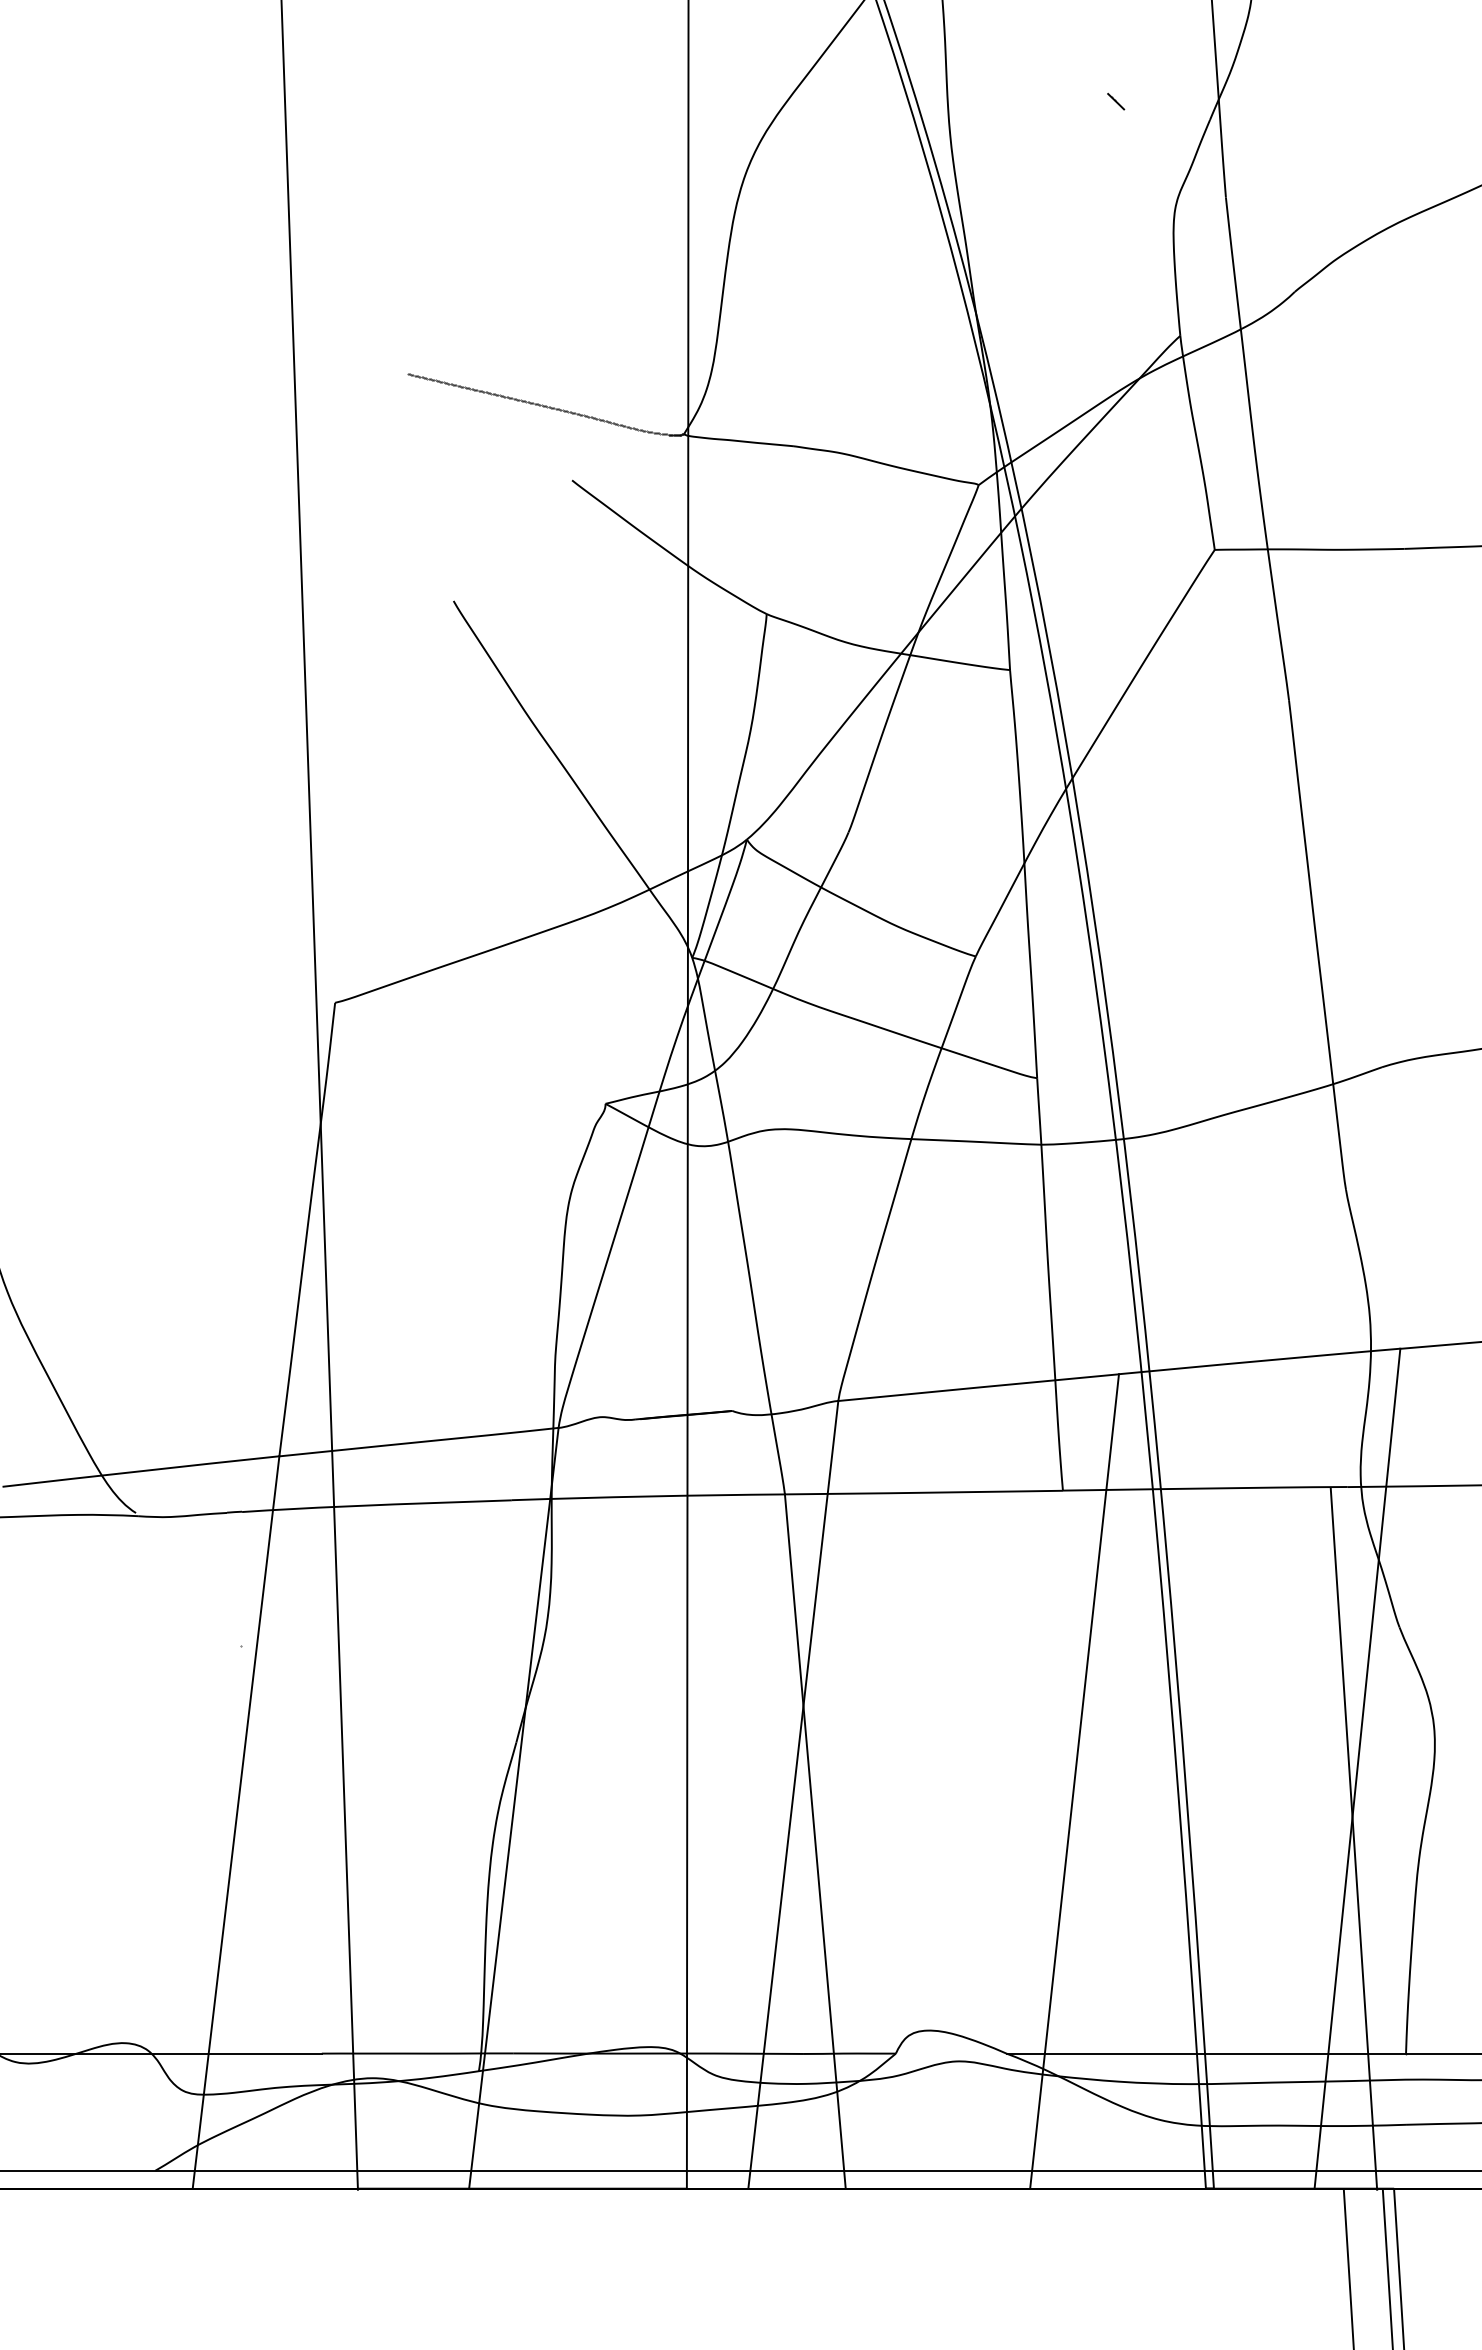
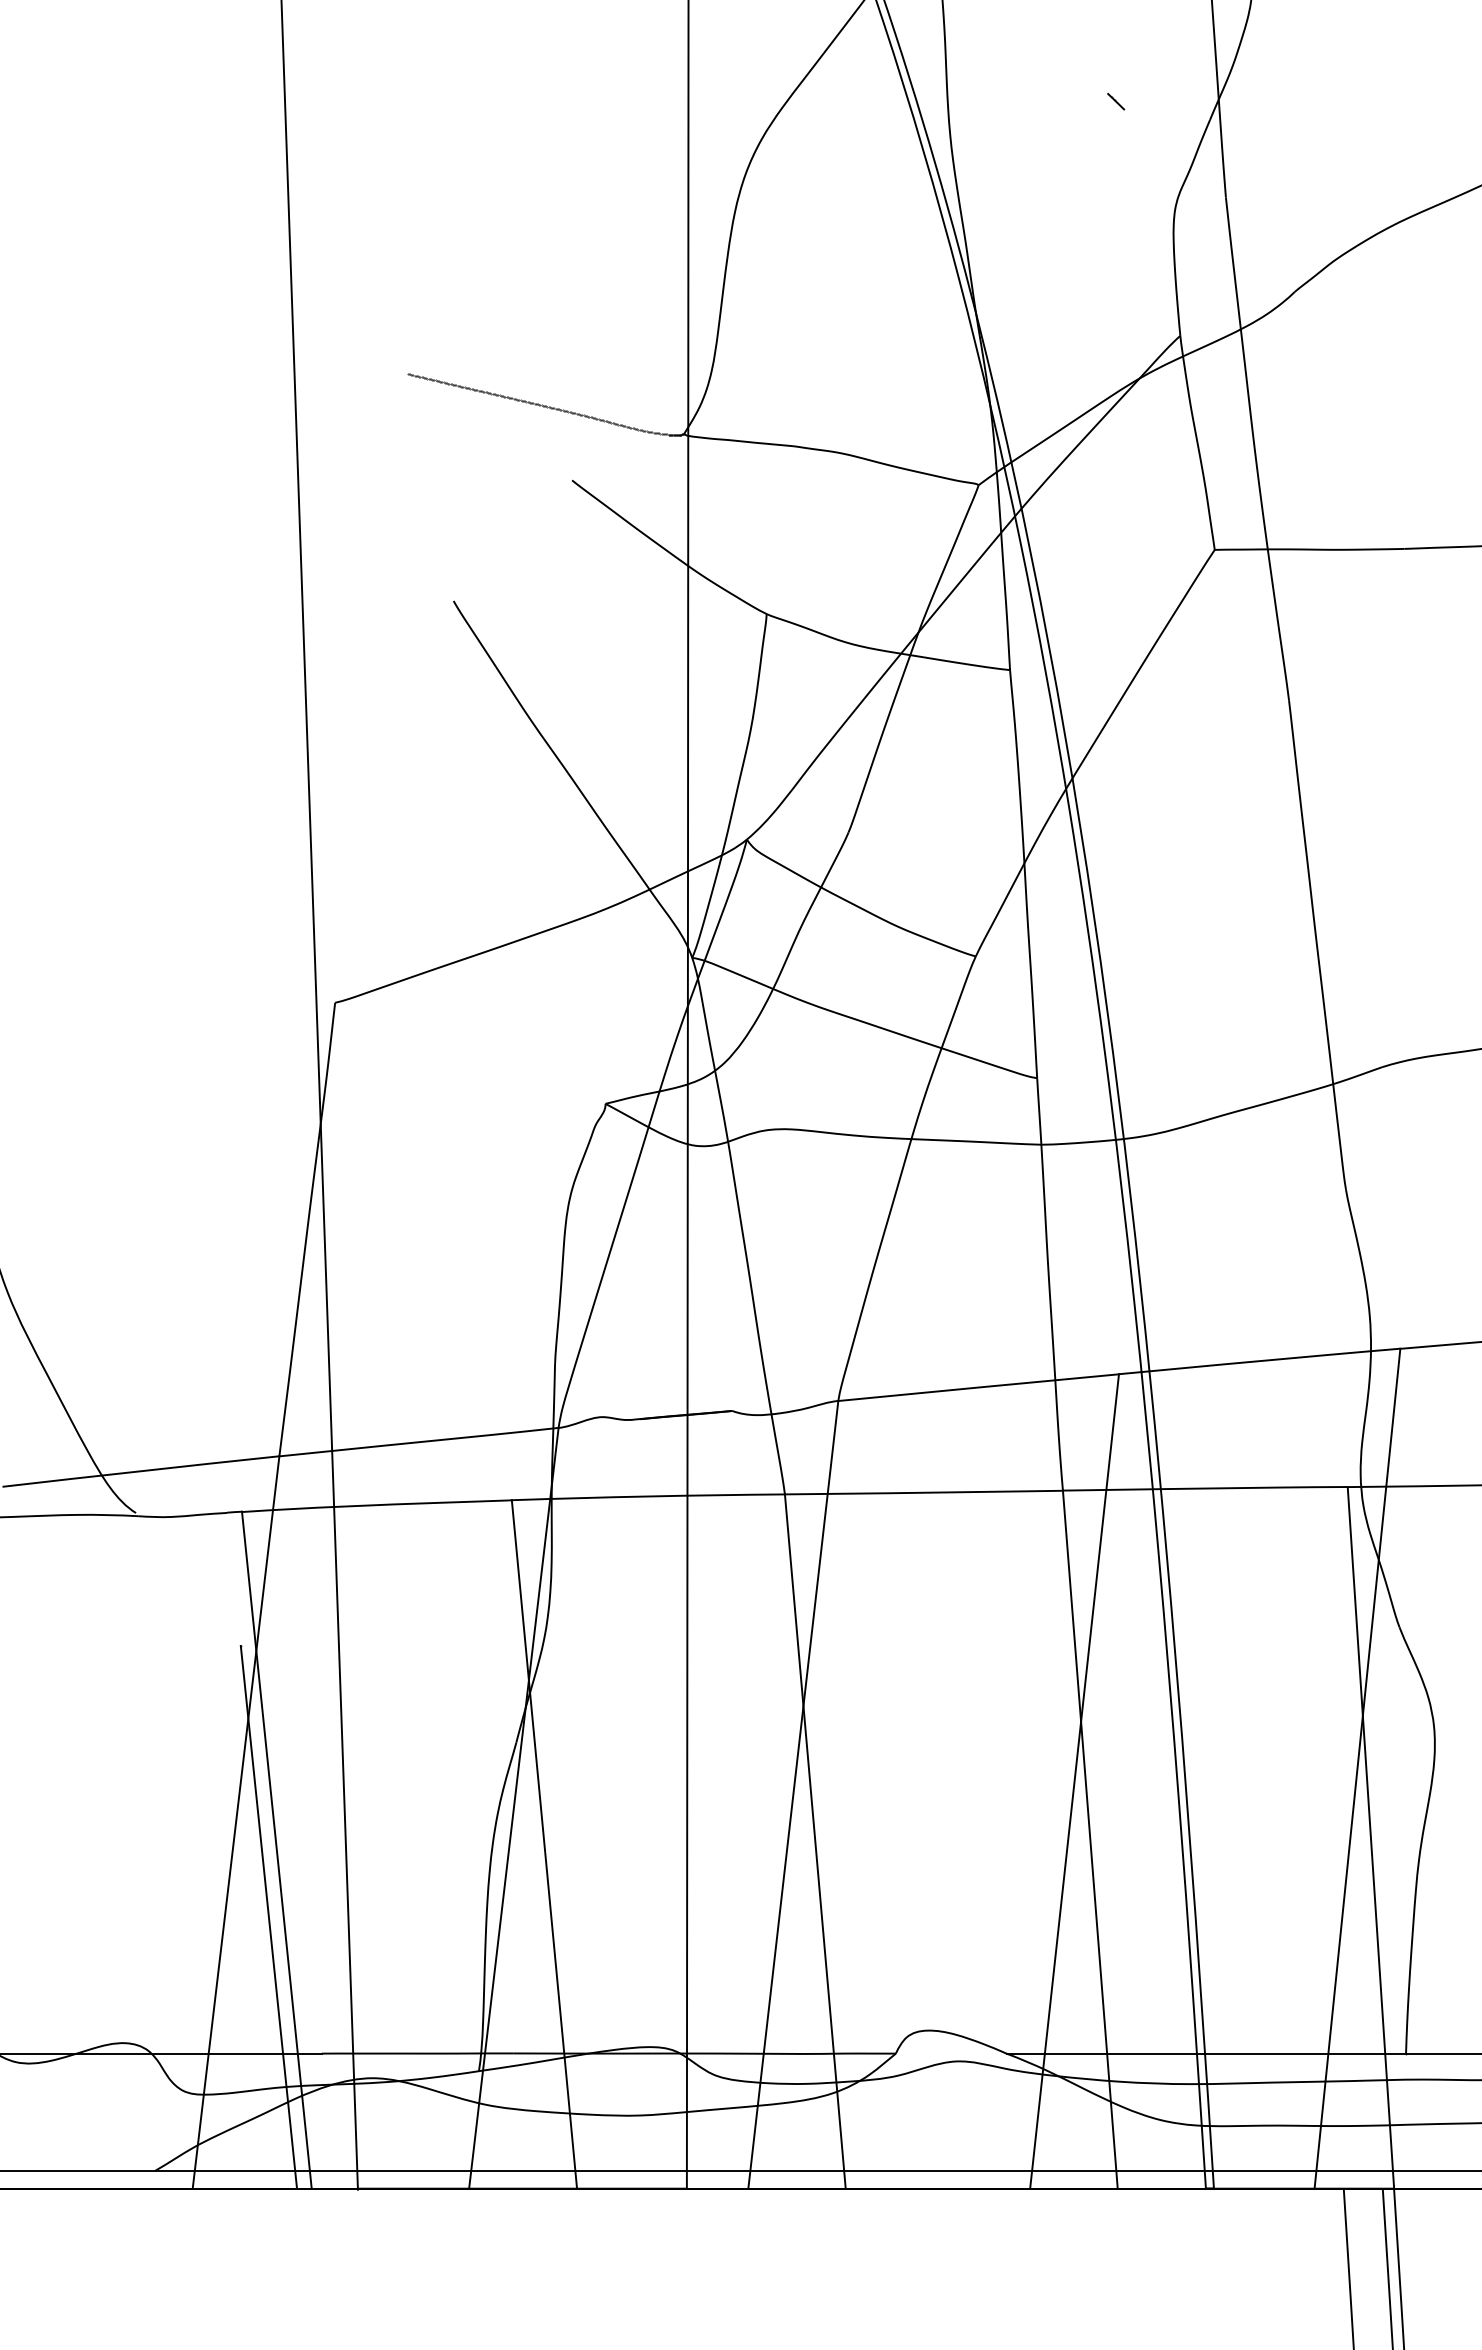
line position: (1353, 1838) -> (1370, 1837) (1370, 1837)
line: none -> present (1089, 1839)
line: none -> present (544, 1844)
line: none -> present (276, 1849)
line: none -> present (268, 1916)
